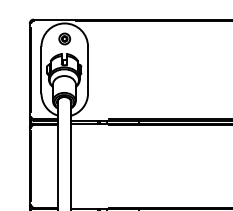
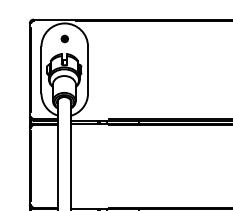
part size: 14x14 px -> 9x10 px (64, 38)
